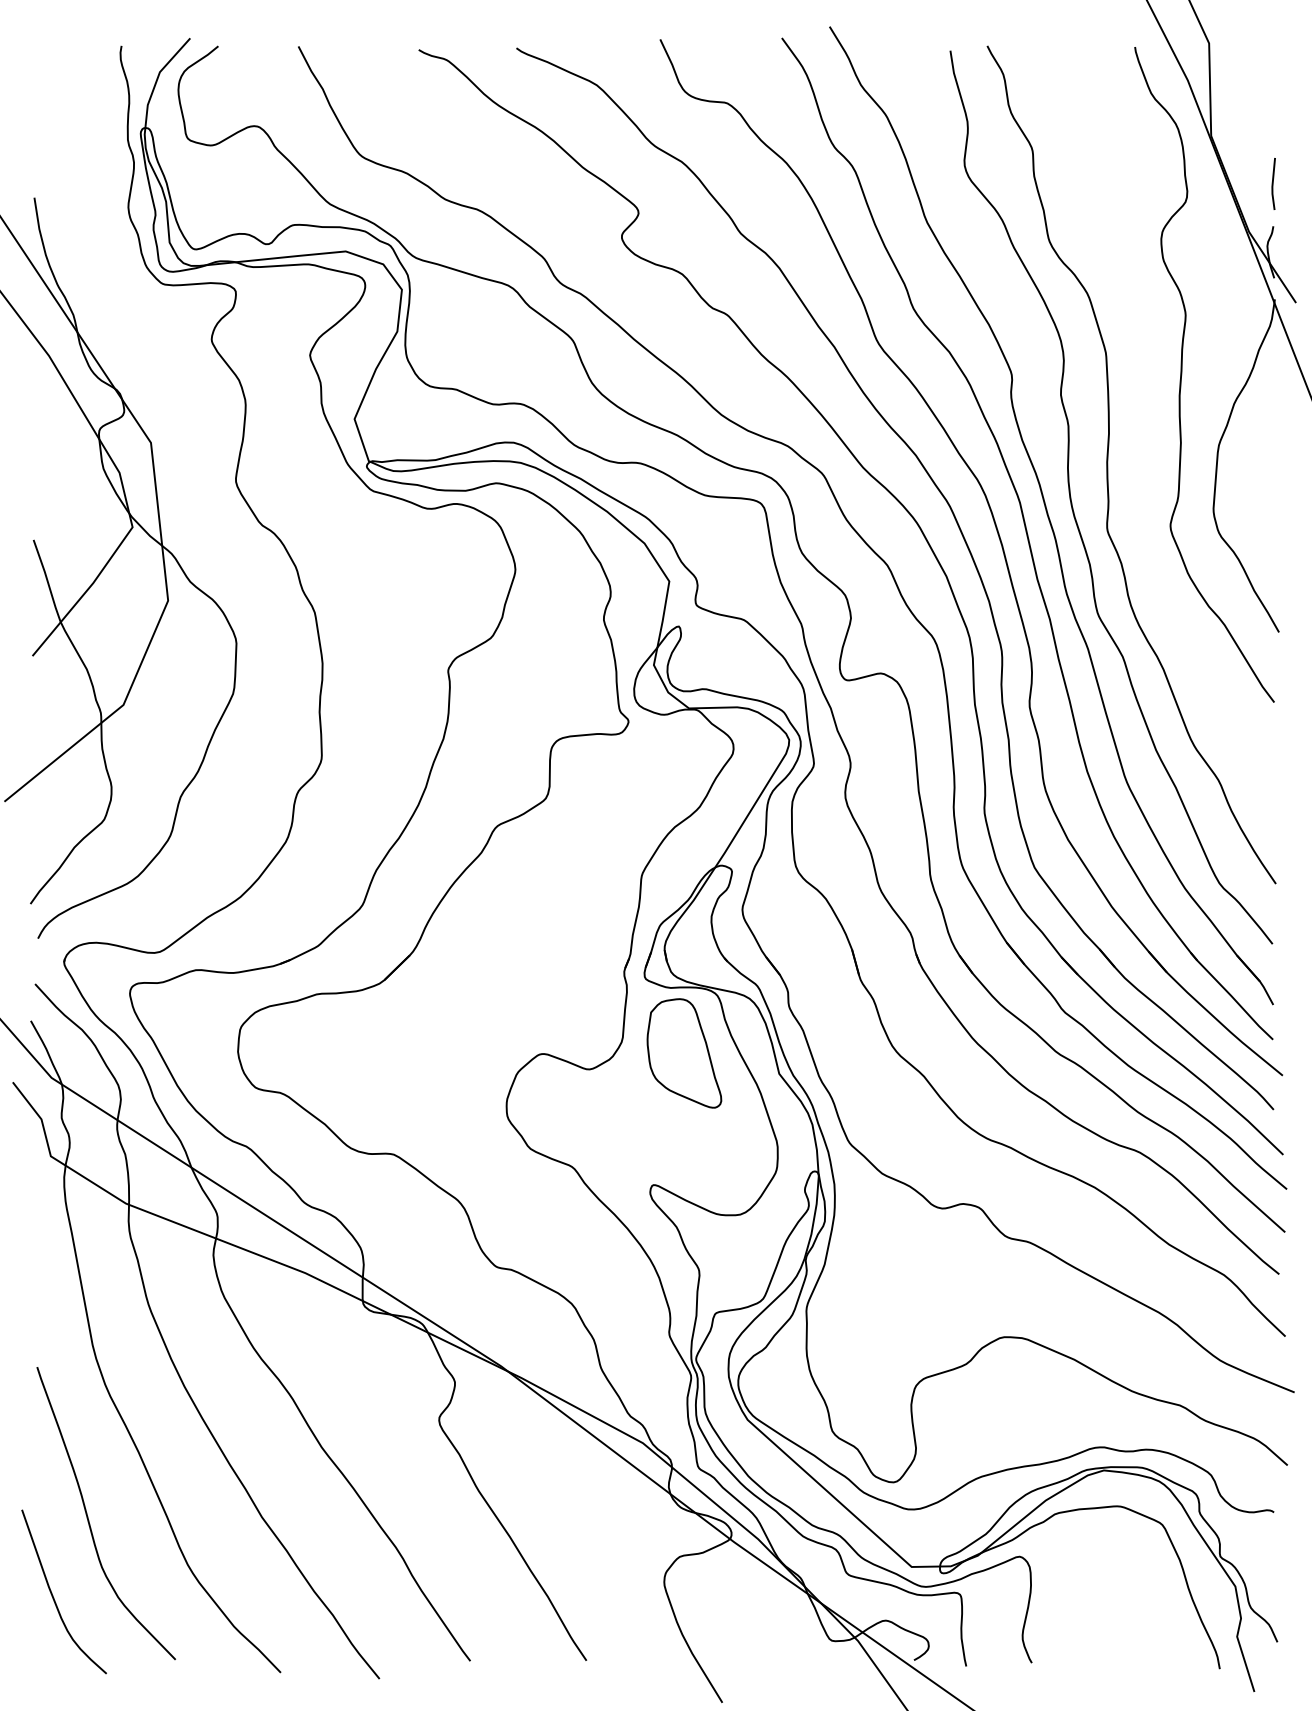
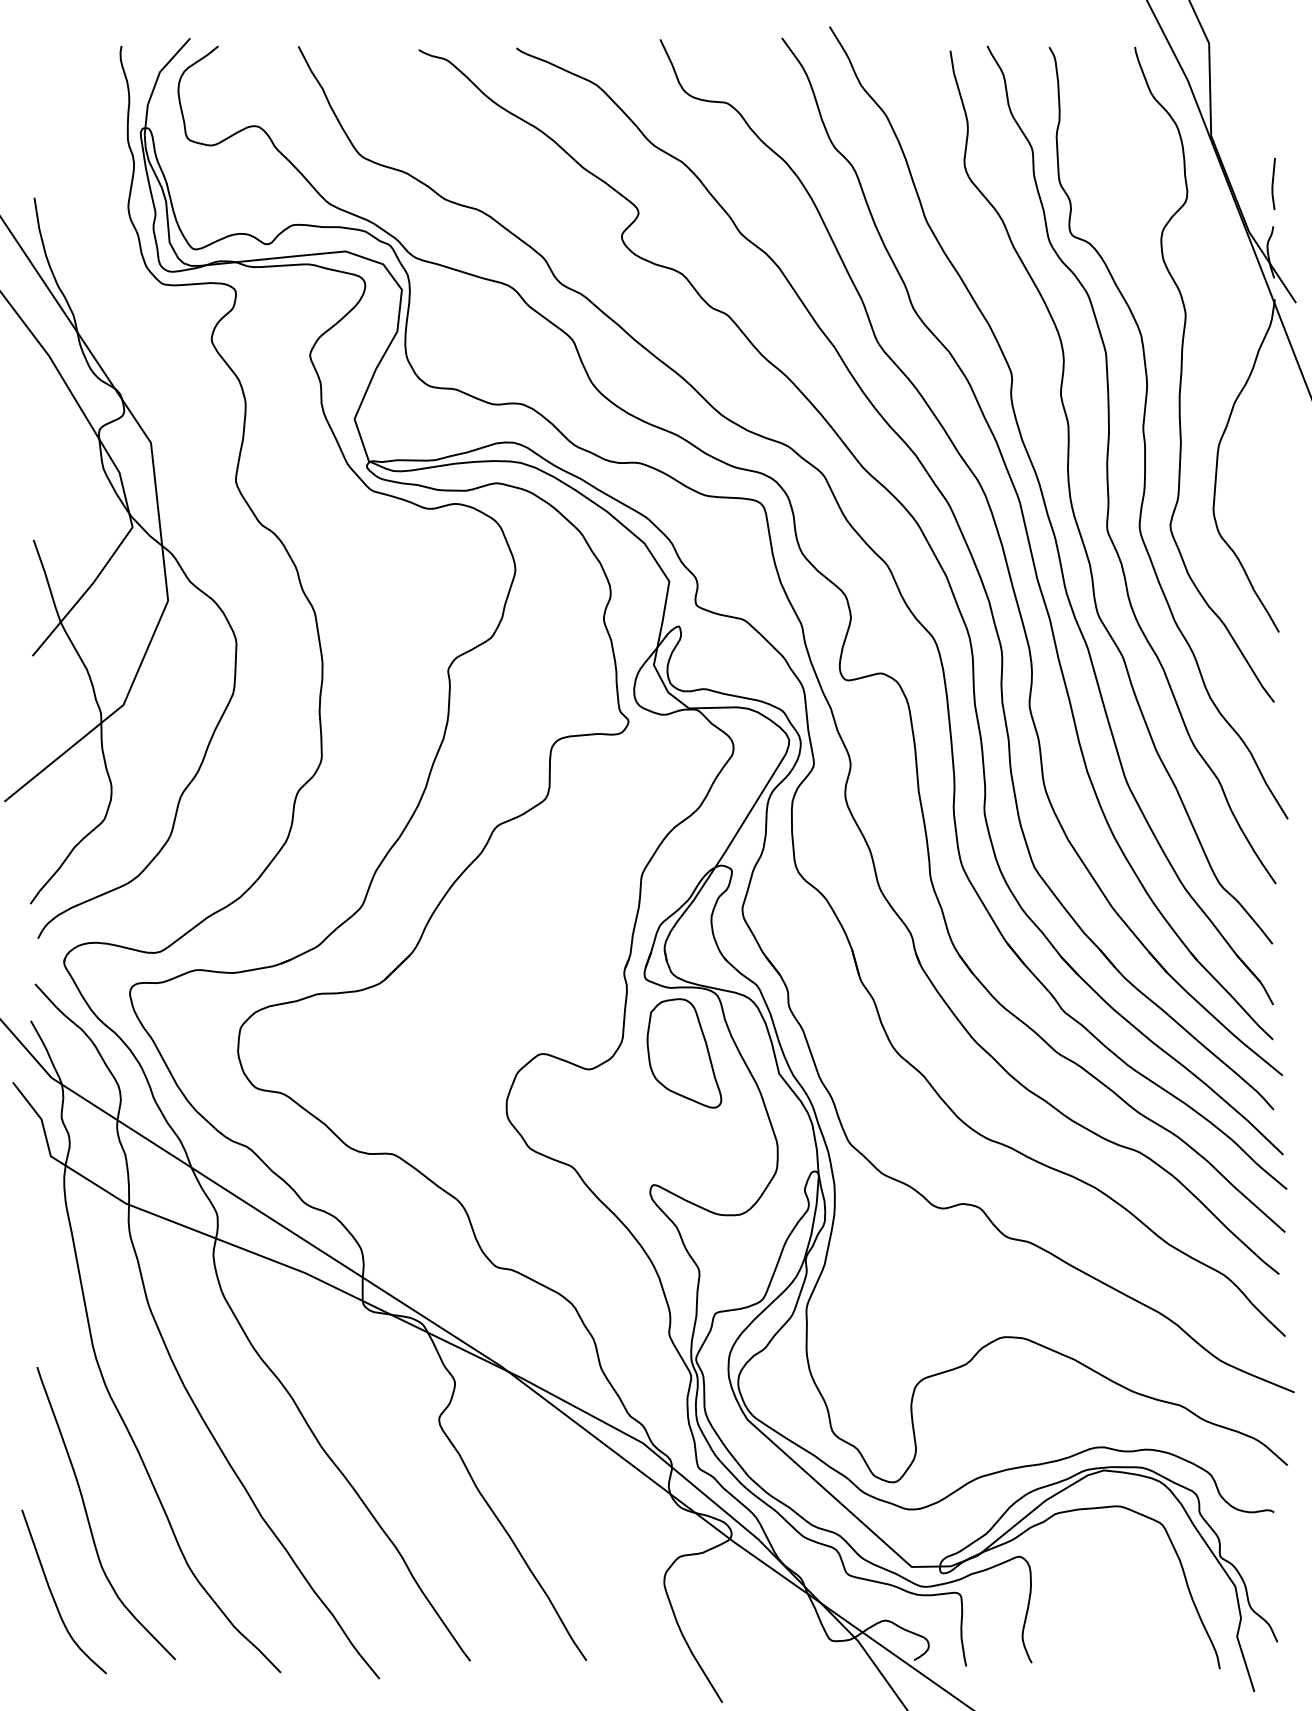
curve: none -> present (1145, 437)
